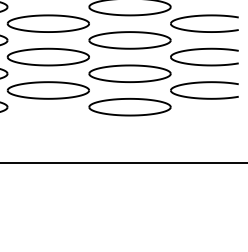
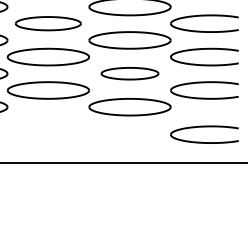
part size: 84x19 px -> 67x16 px (48, 23)
part size: 84x19 px -> 60x14 px (129, 73)
part: none -> present (204, 127)
